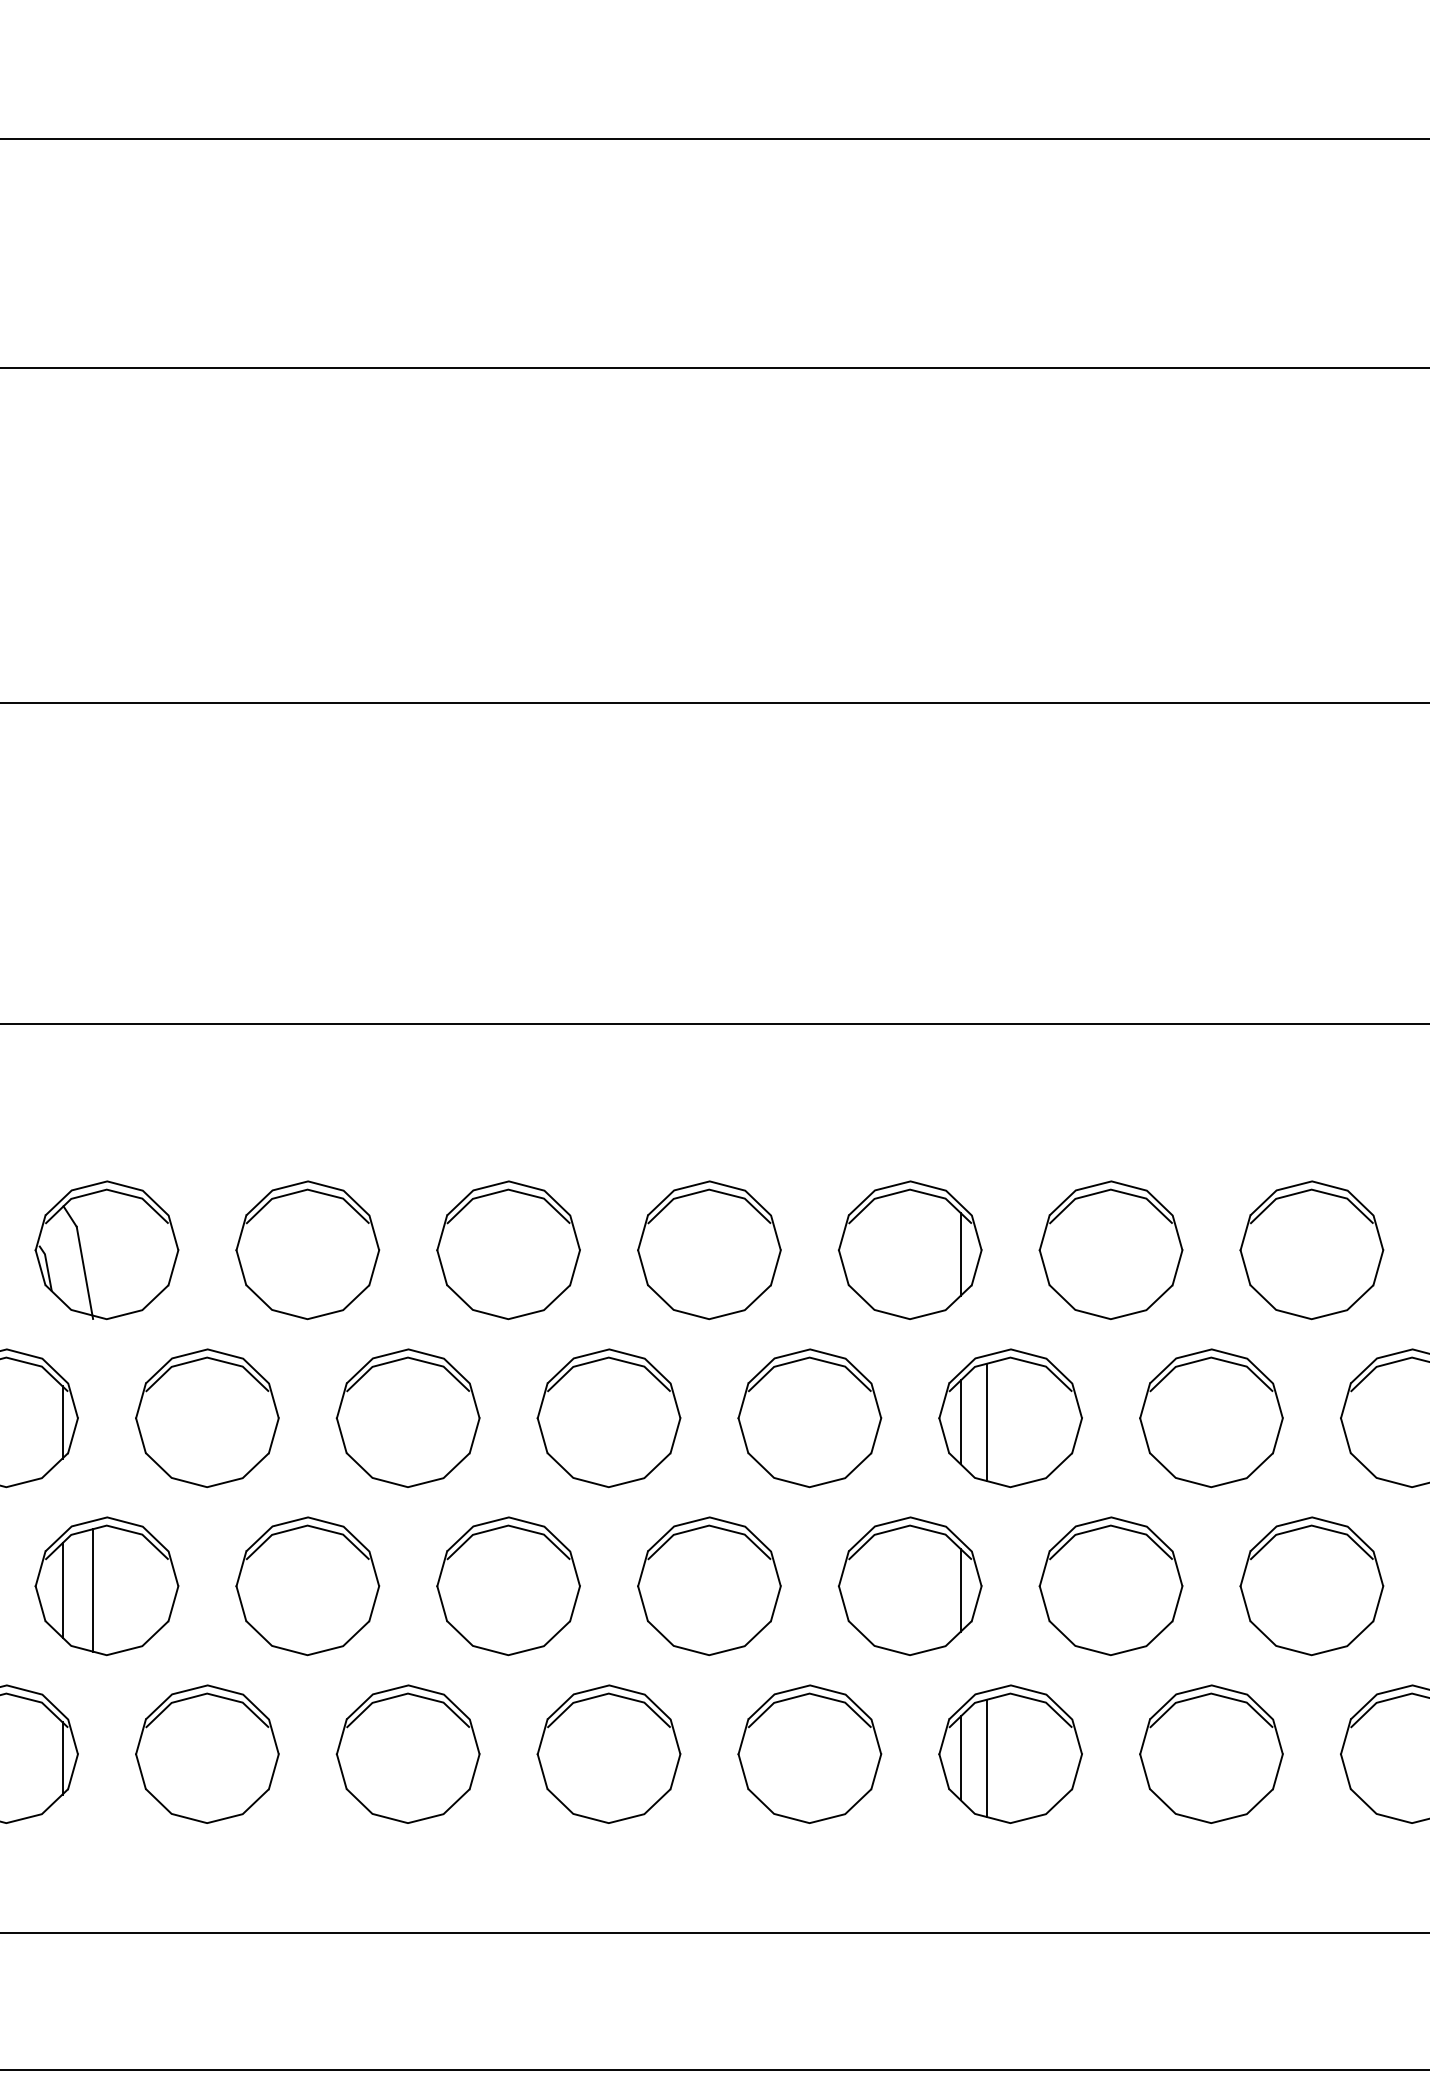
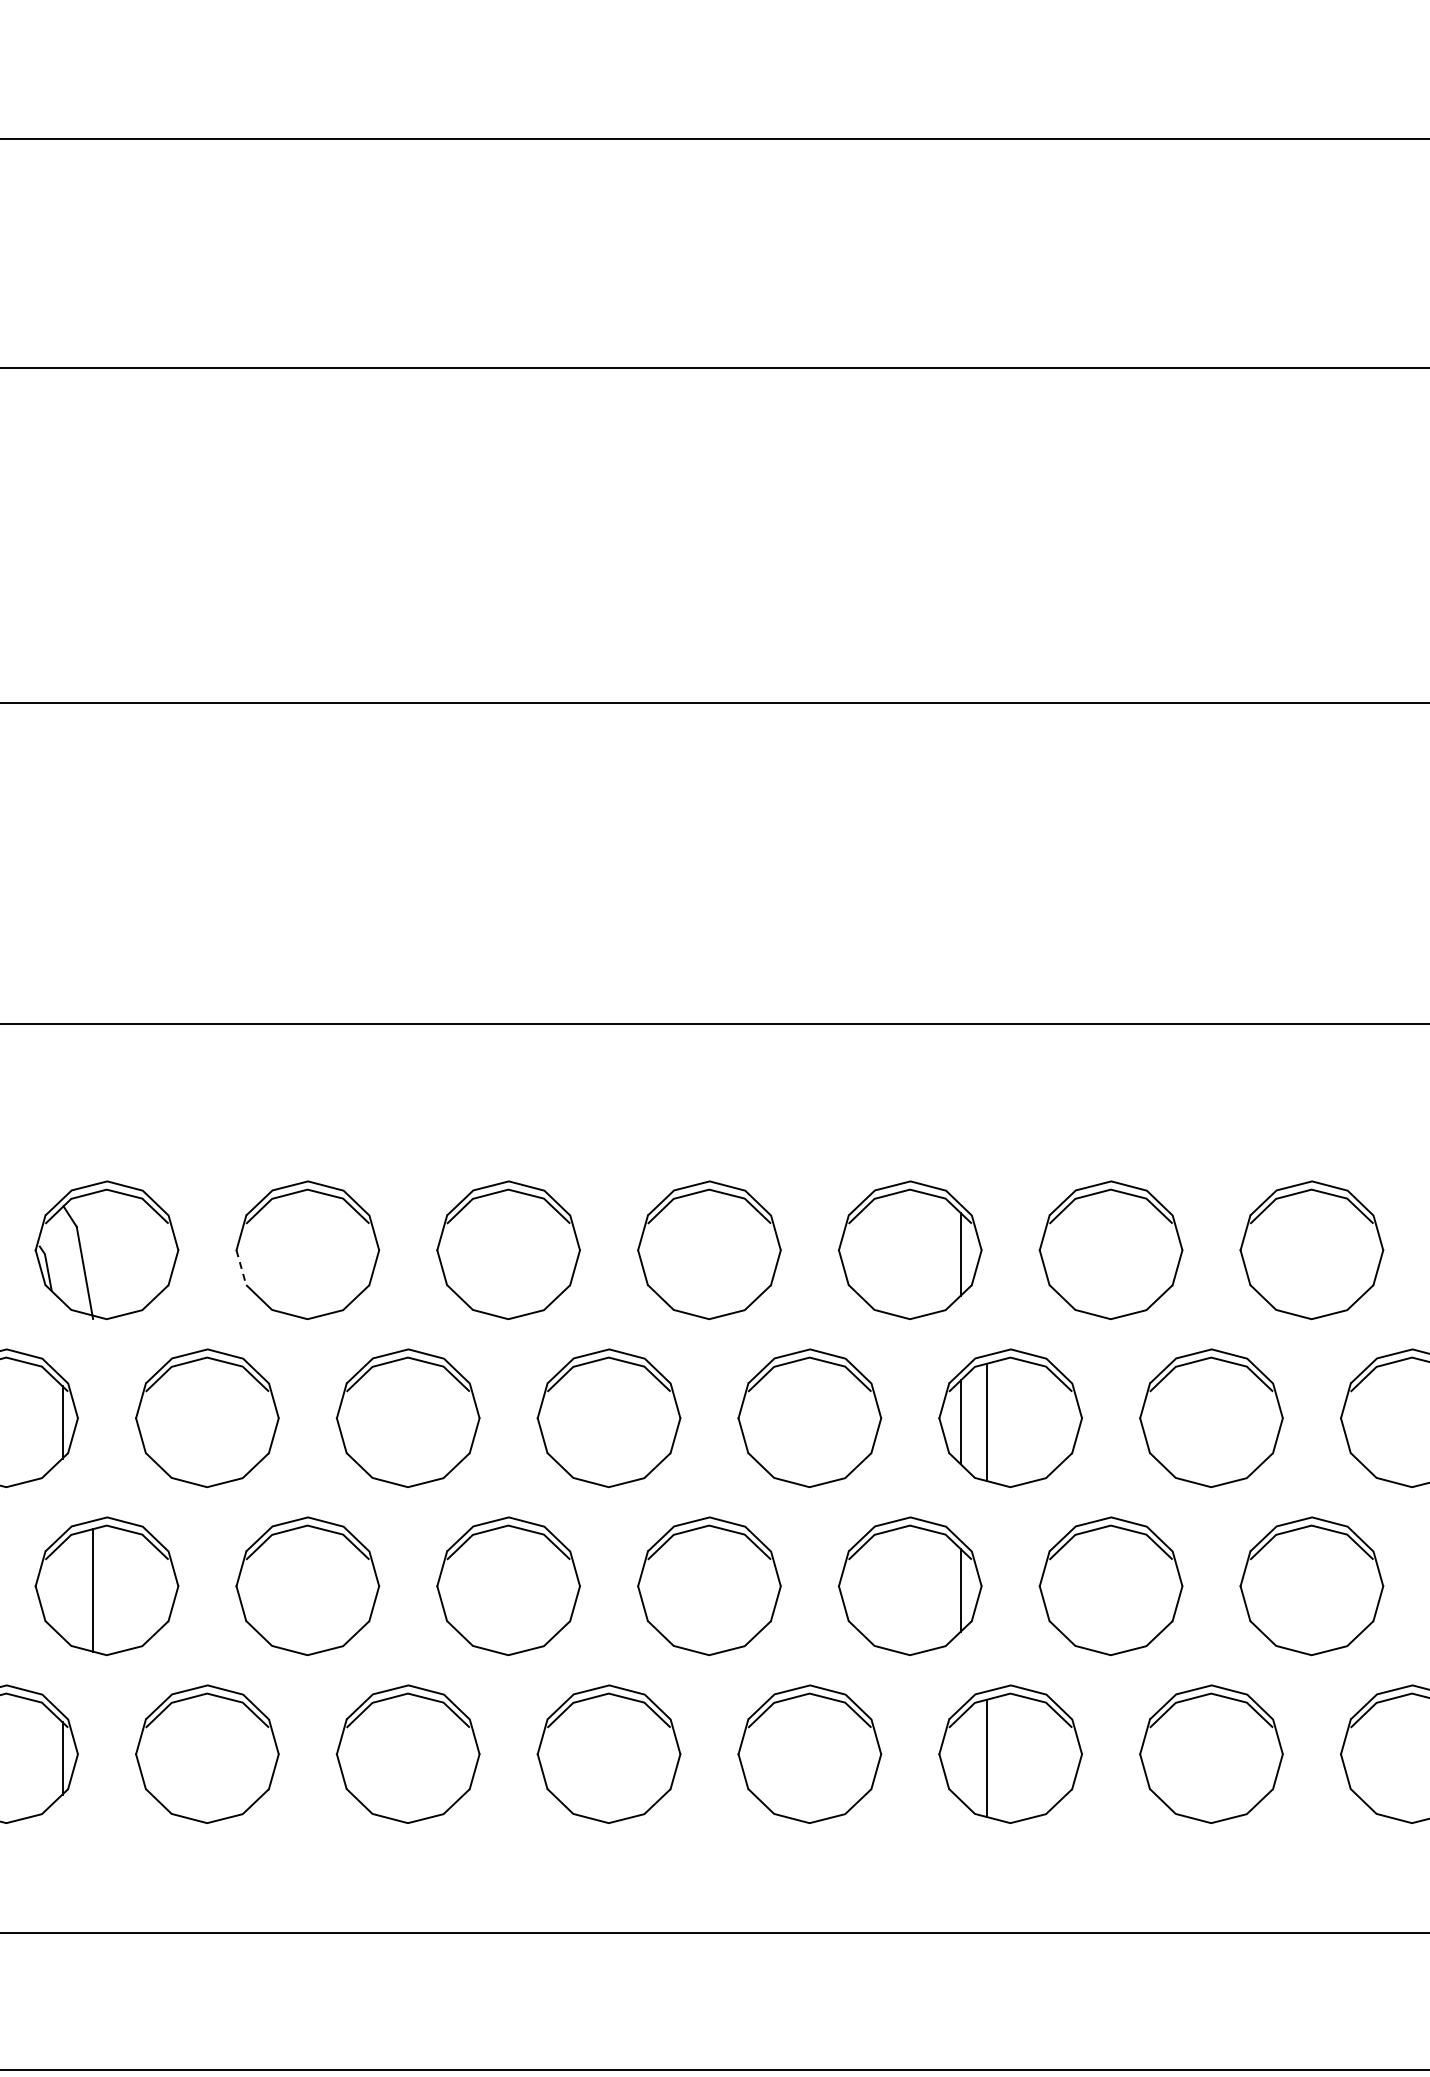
line: solid -> dashed (241, 1268)
line: present -> none (62, 1590)
line: present -> none (960, 1758)
